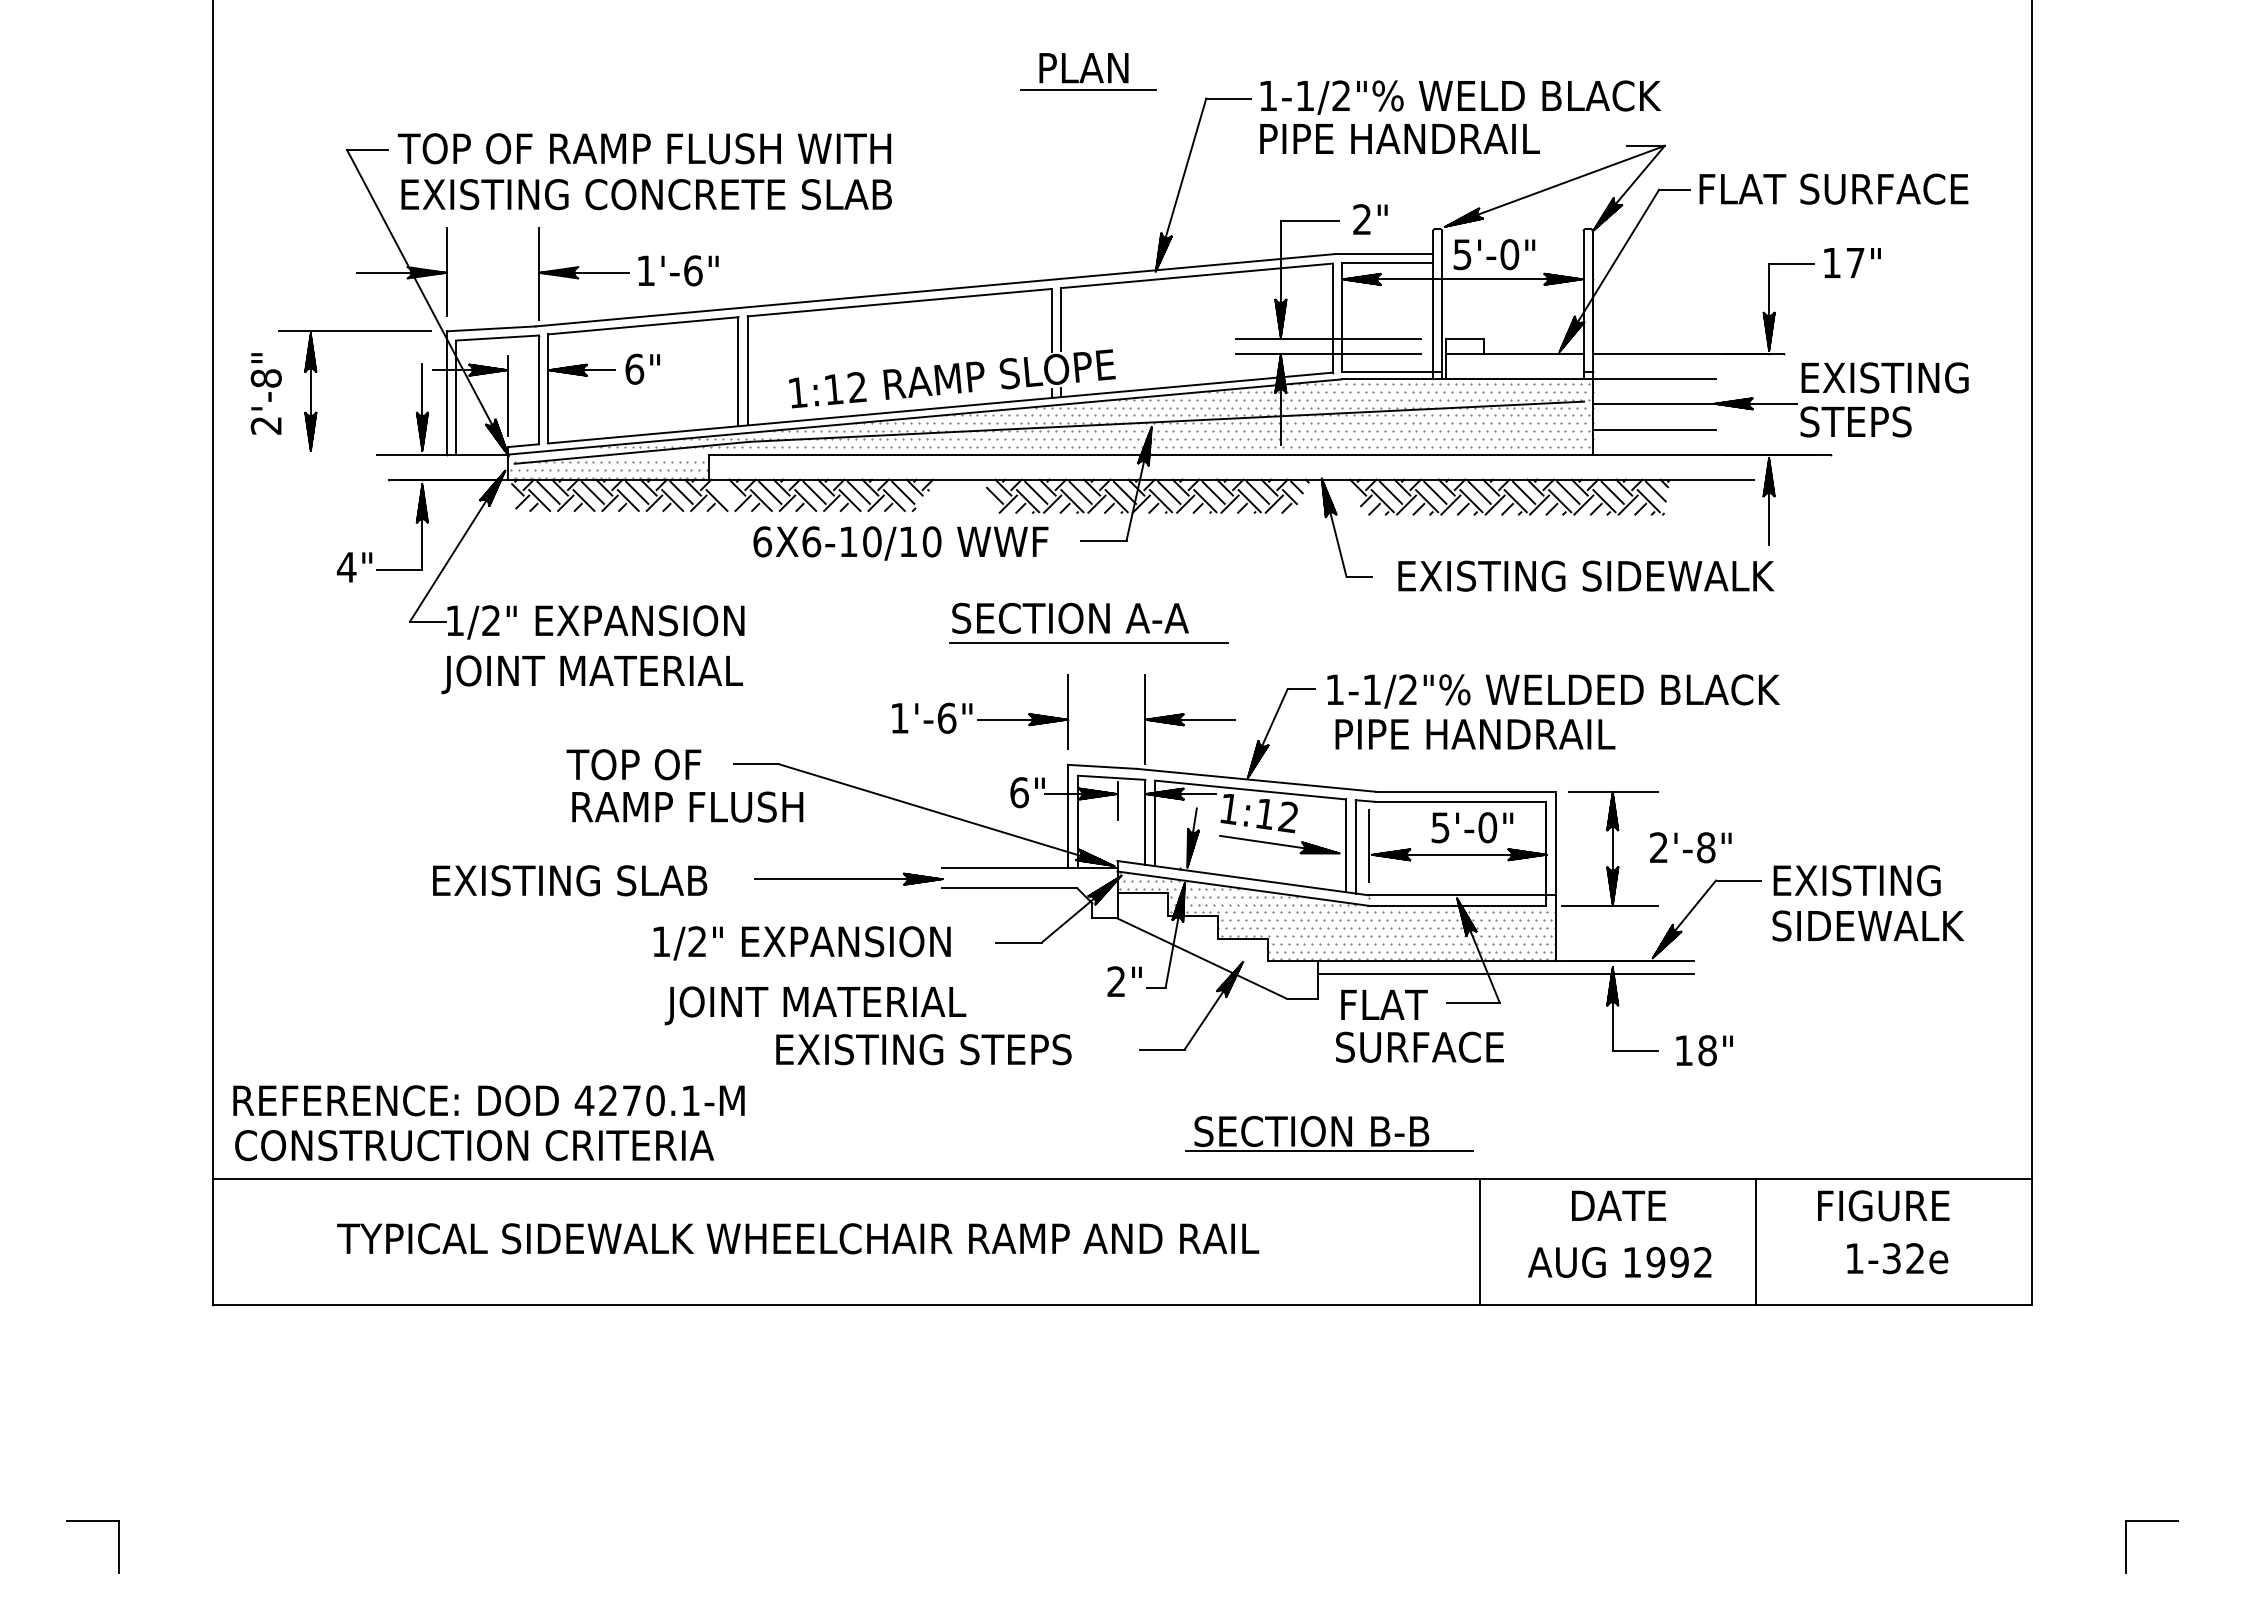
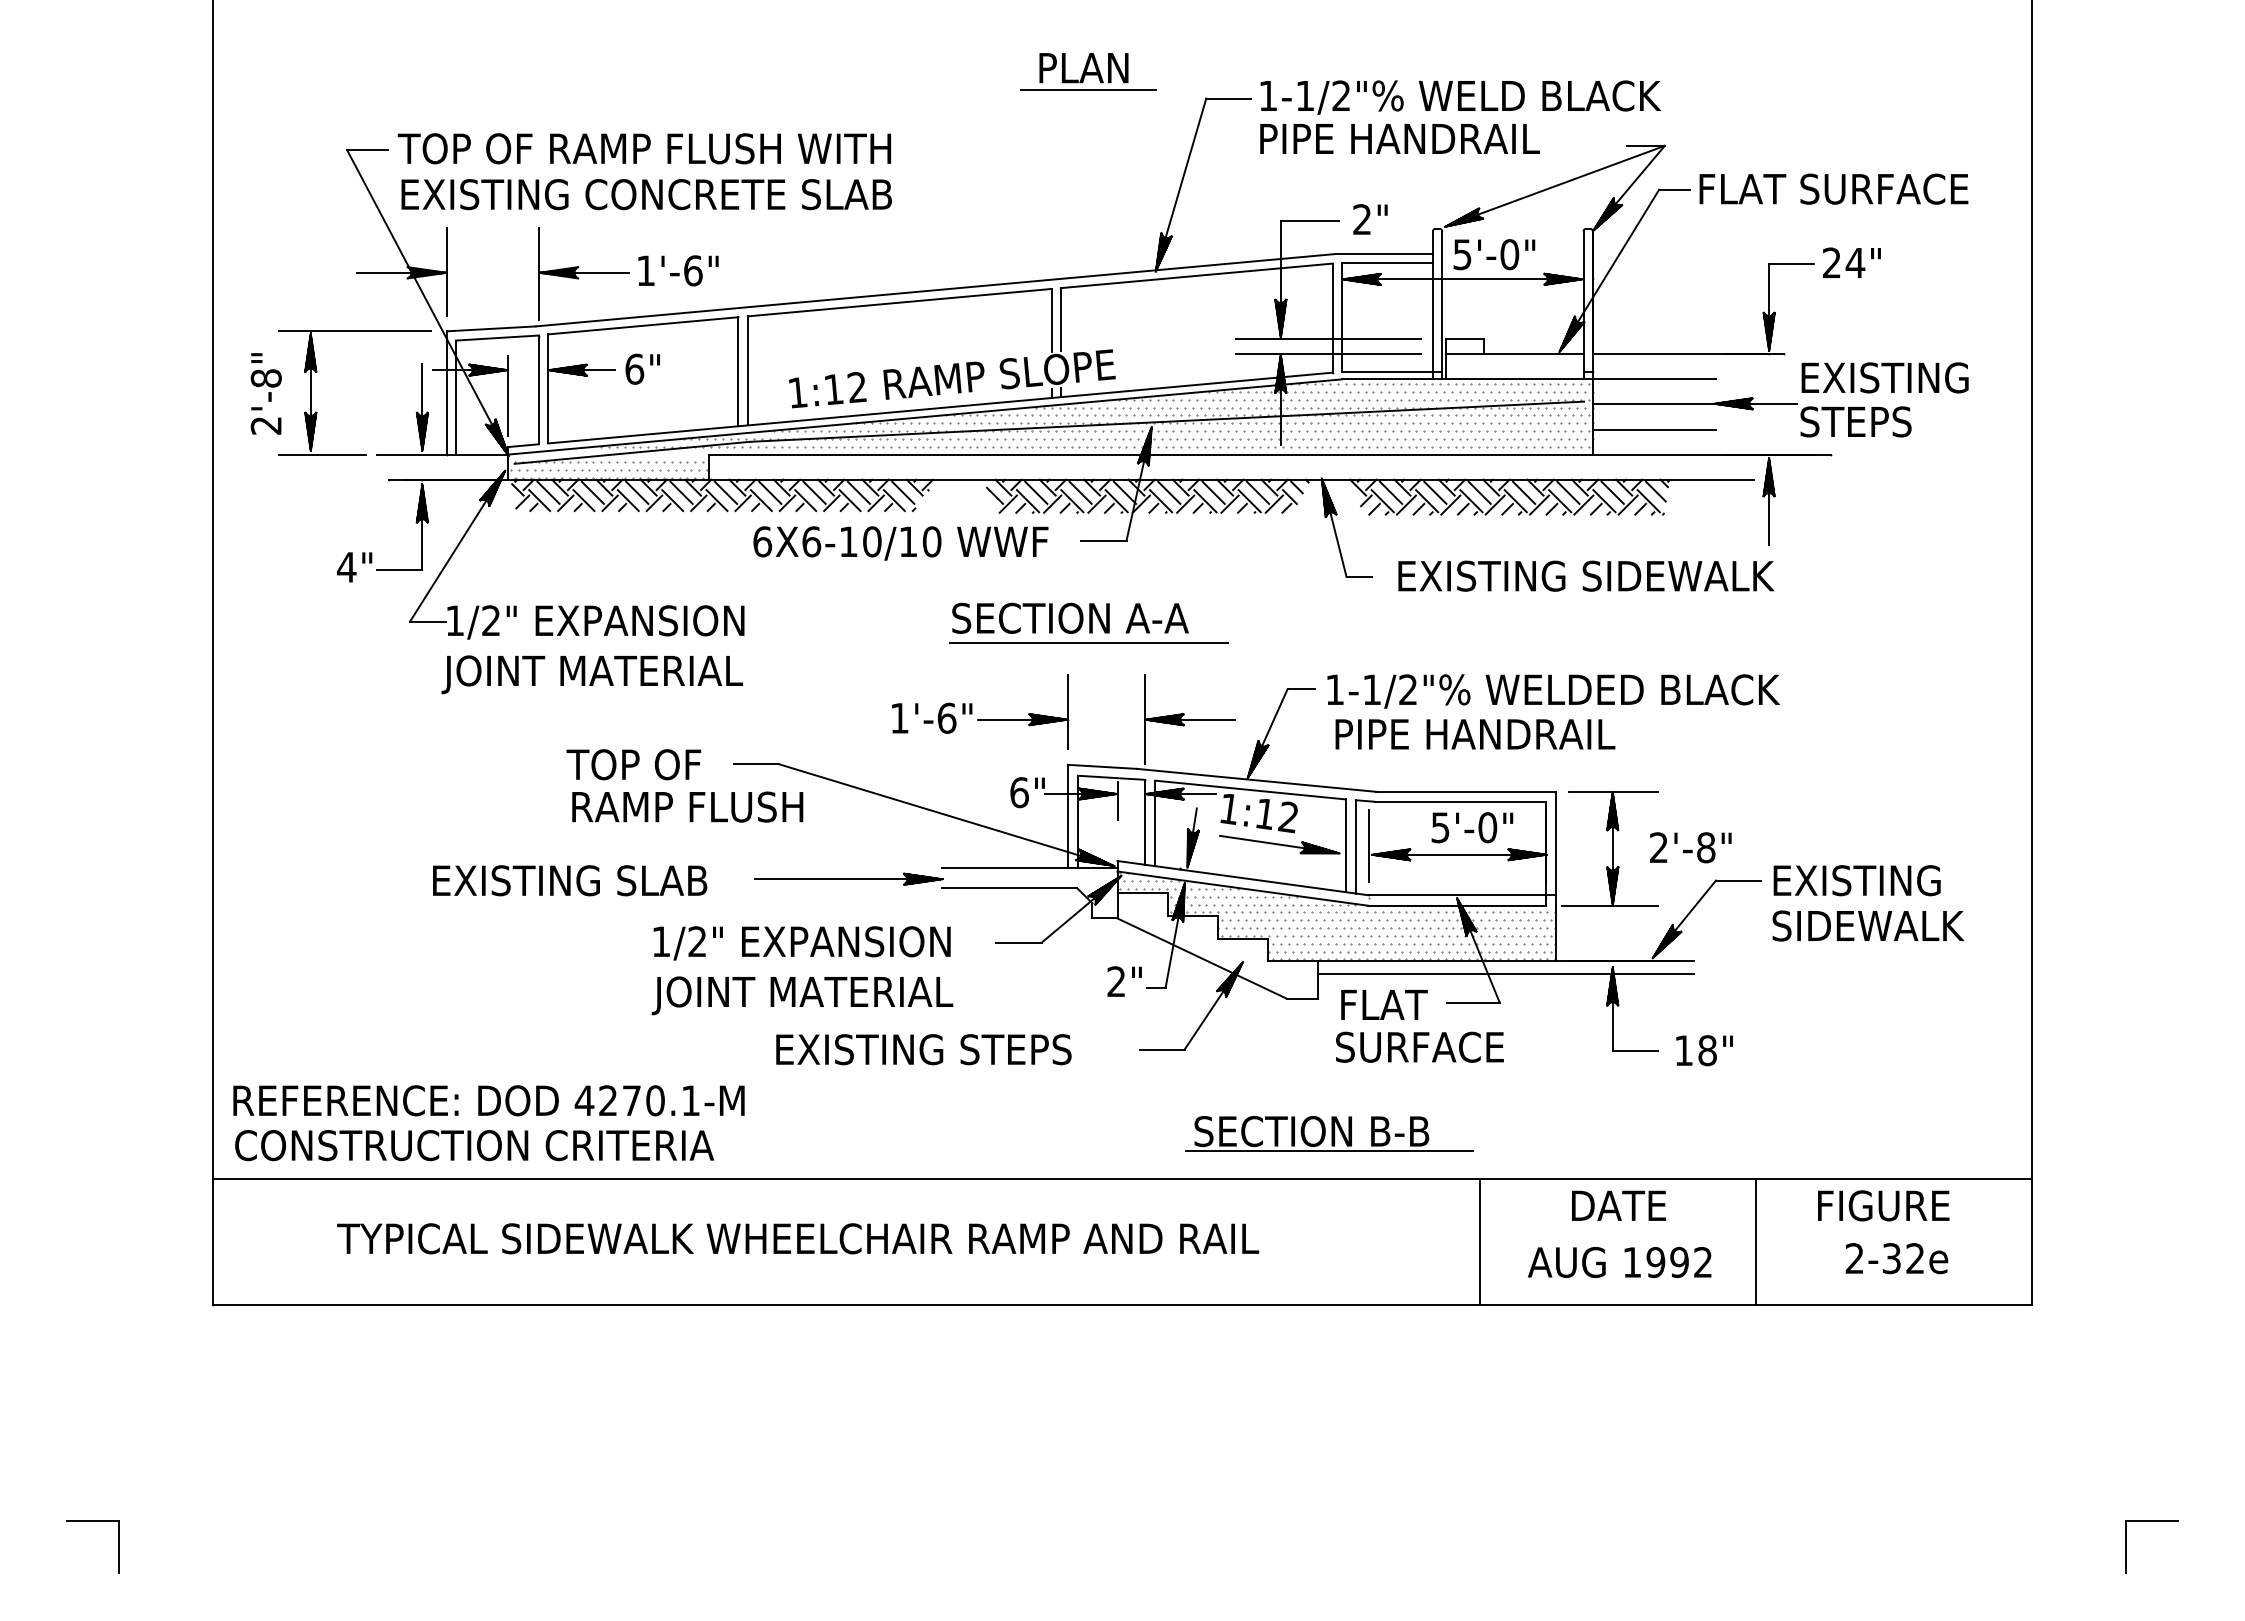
text: 17" -> 24" (1844, 262)
line: none -> present (322, 454)
line: none -> present (725, 492)
text position: (815, 1005) -> (802, 995) (802, 995)
text: 1-32e -> 2-32e (1854, 1258)
